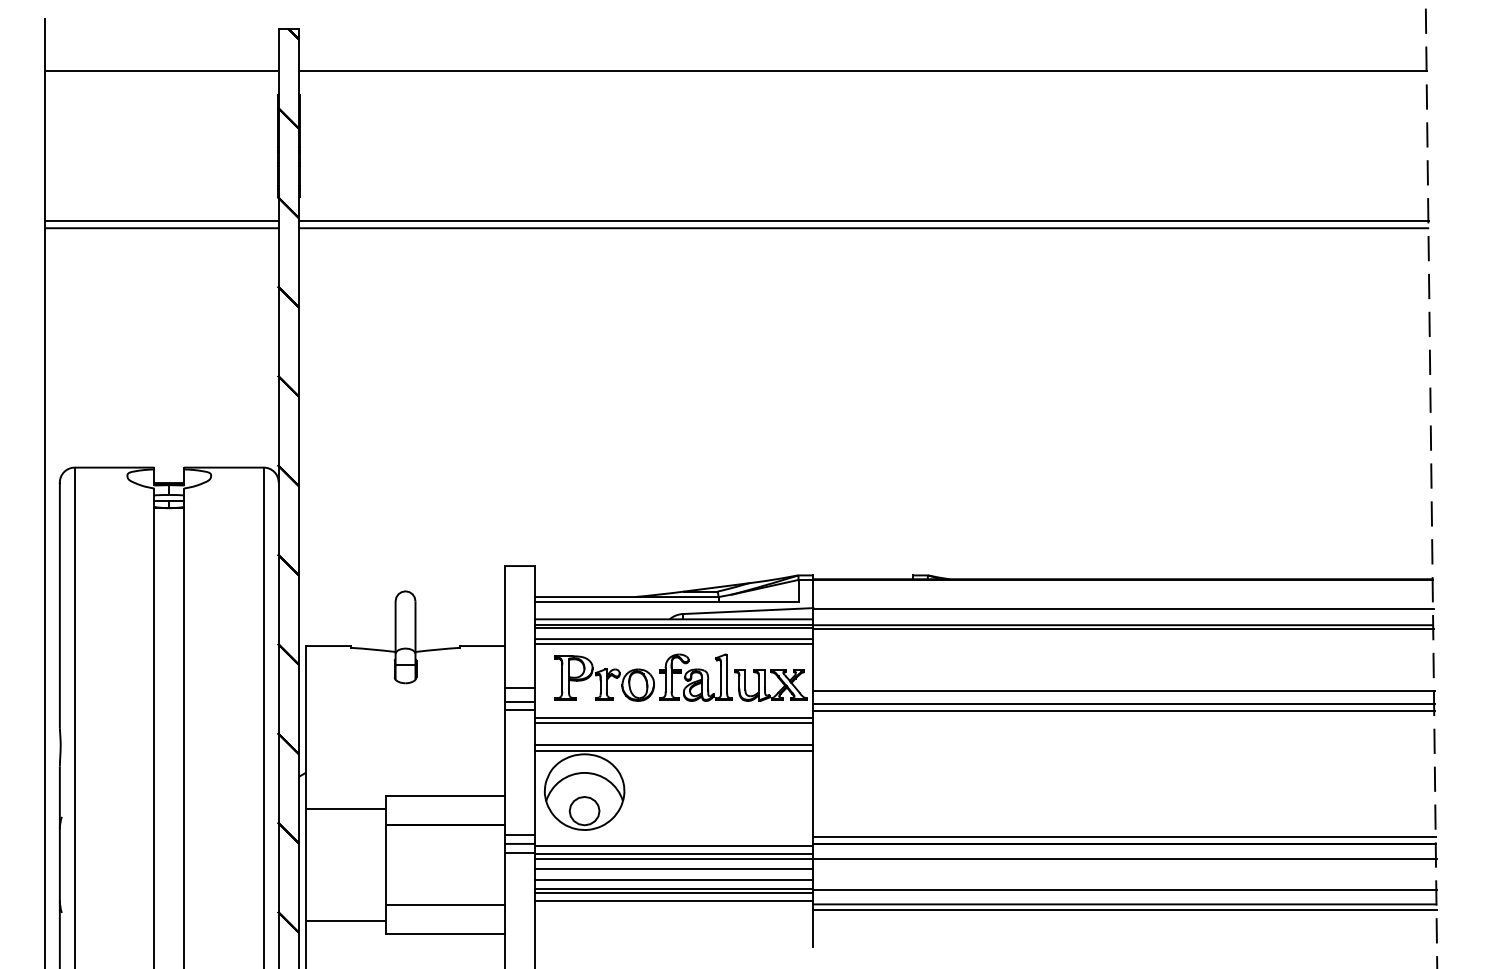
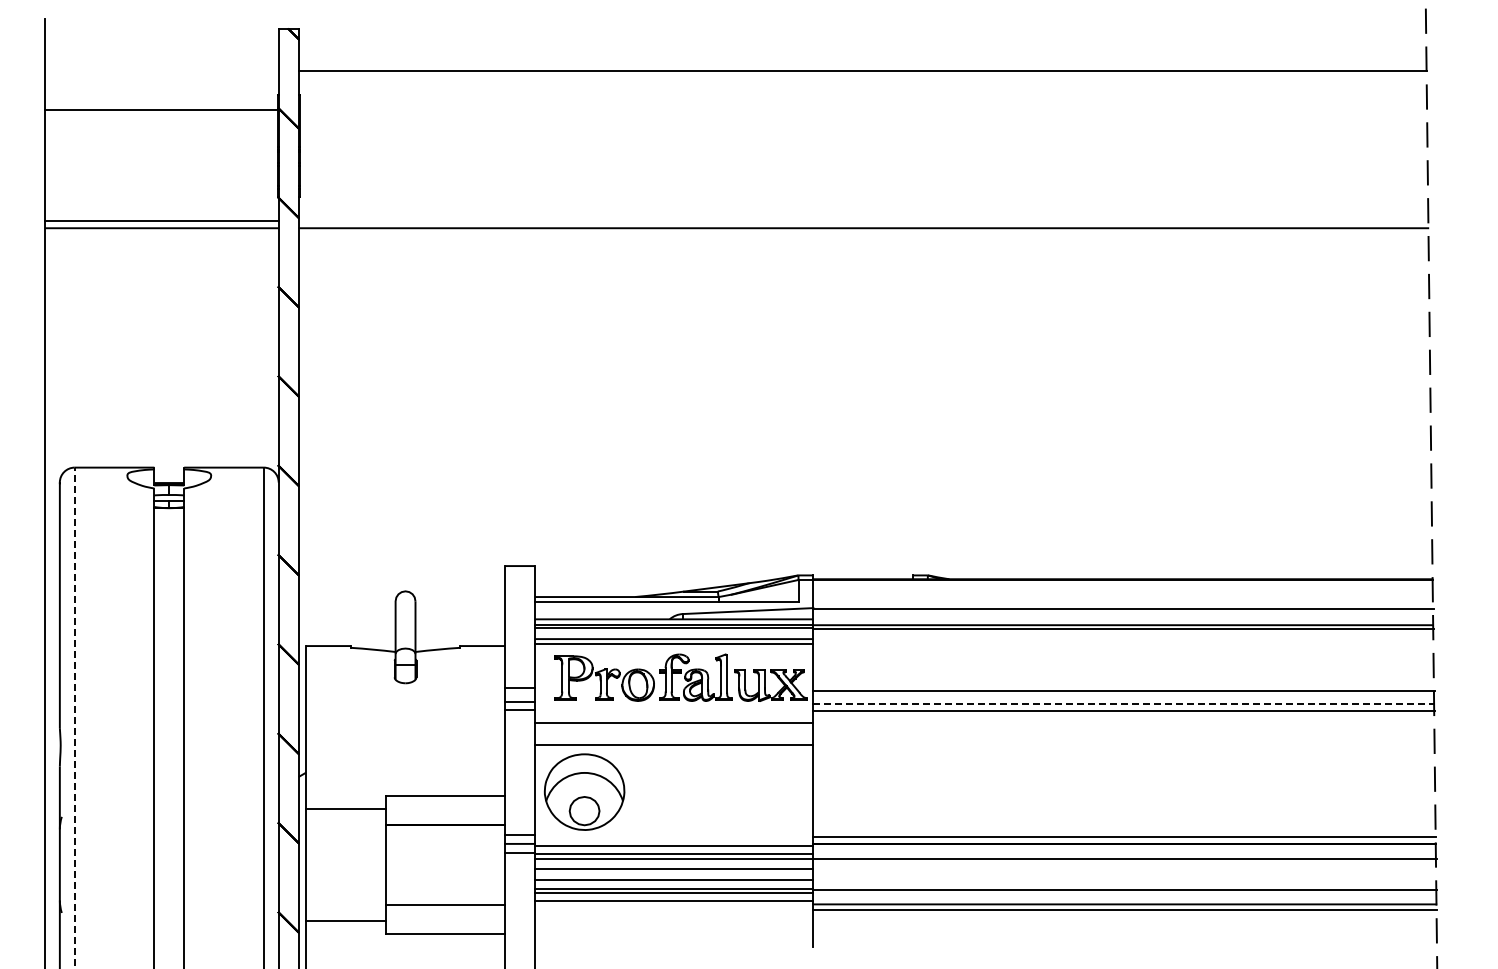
line position: (161, 70) -> (161, 109) (161, 109)
line: present -> none (863, 220)
line: solid -> dashed (1124, 704)
line: solid -> dashed (74, 717)
line: present -> none (673, 718)
line: present -> none (673, 751)
